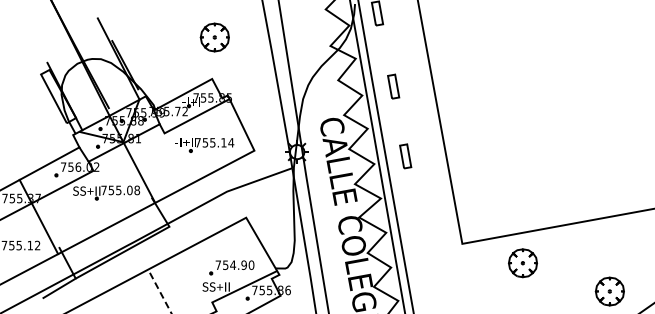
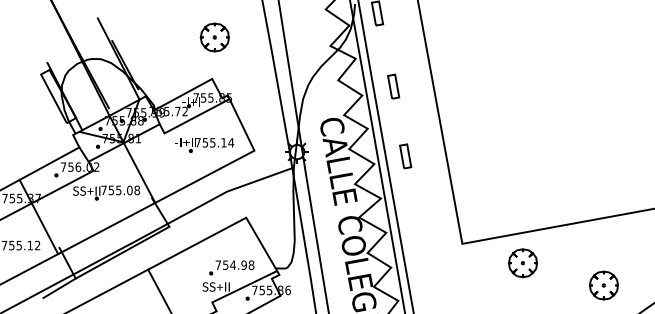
text: 754.90 -> 754.98 (251, 264)
line: dashed -> solid (159, 291)
part position: (609, 291) -> (603, 285) (603, 285)
